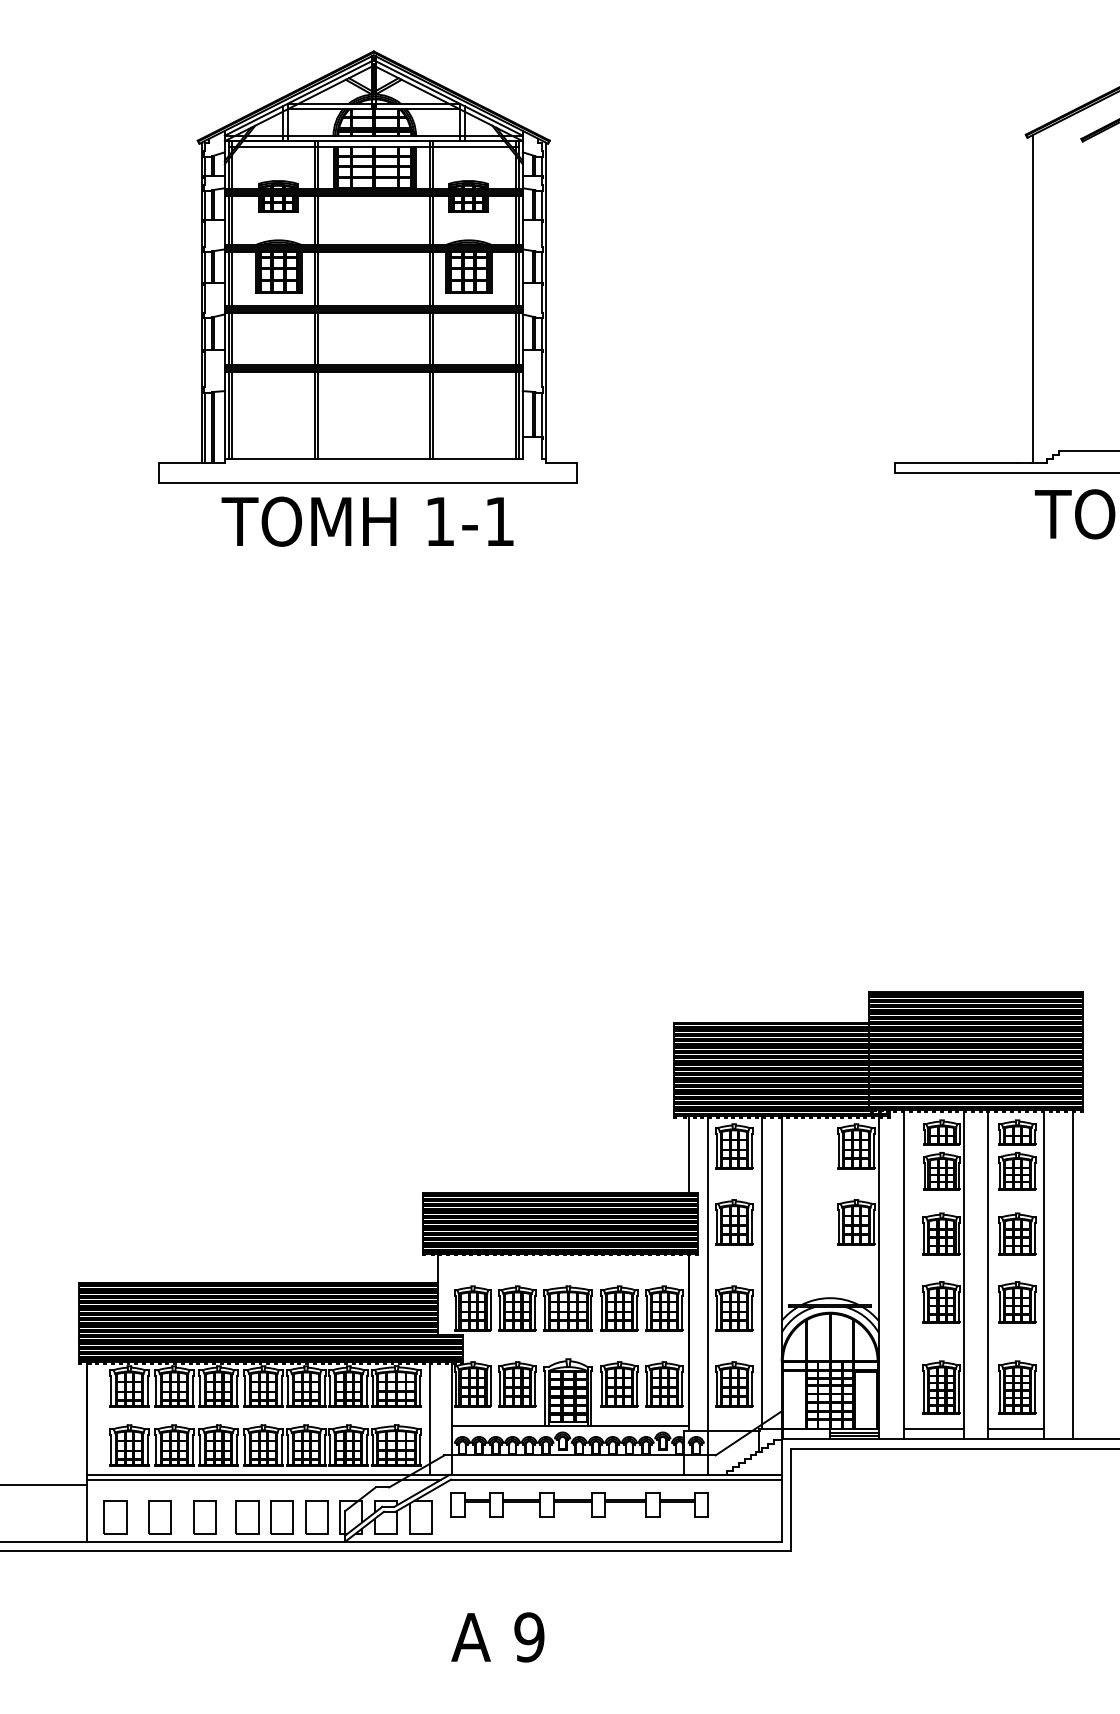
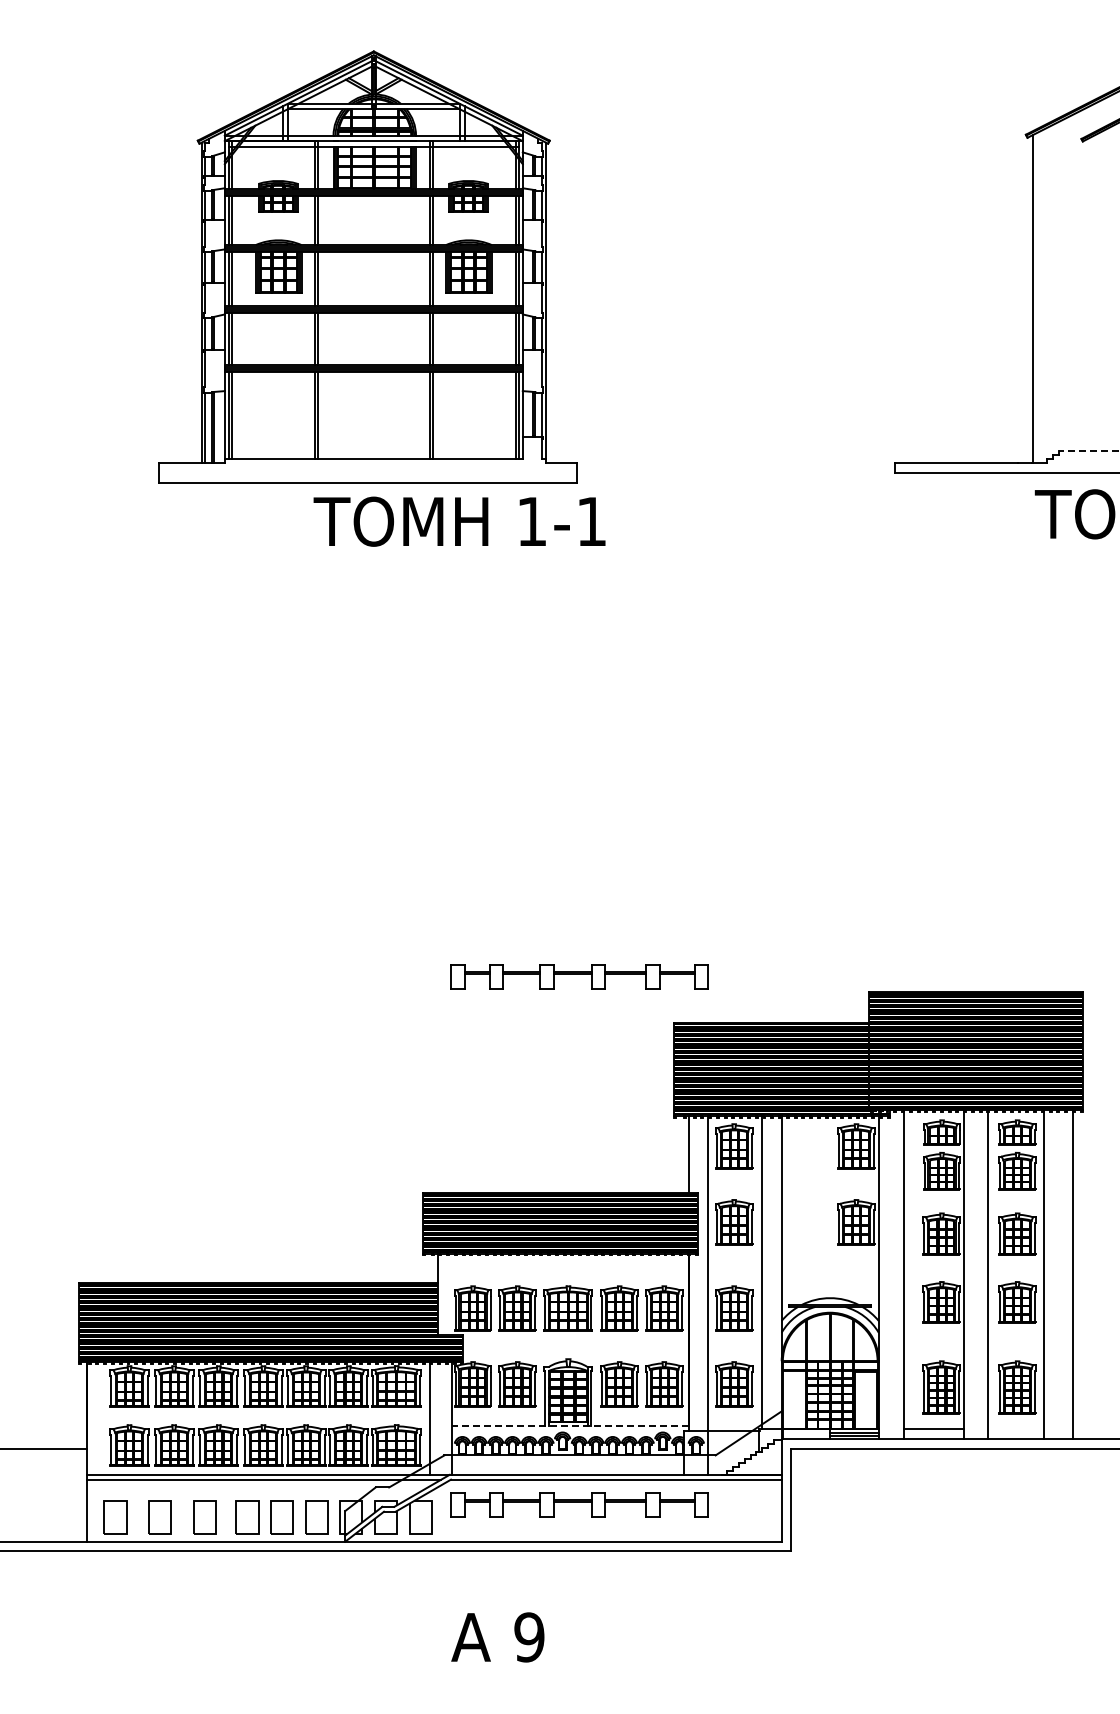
line: solid -> dashed (1088, 451)
text position: (367, 521) -> (459, 521) (459, 521)
part: none -> present (579, 976)
line: solid -> dashed (569, 1426)
line: present -> none (1015, 1429)
line position: (44, 1485) -> (44, 1449) (44, 1449)
